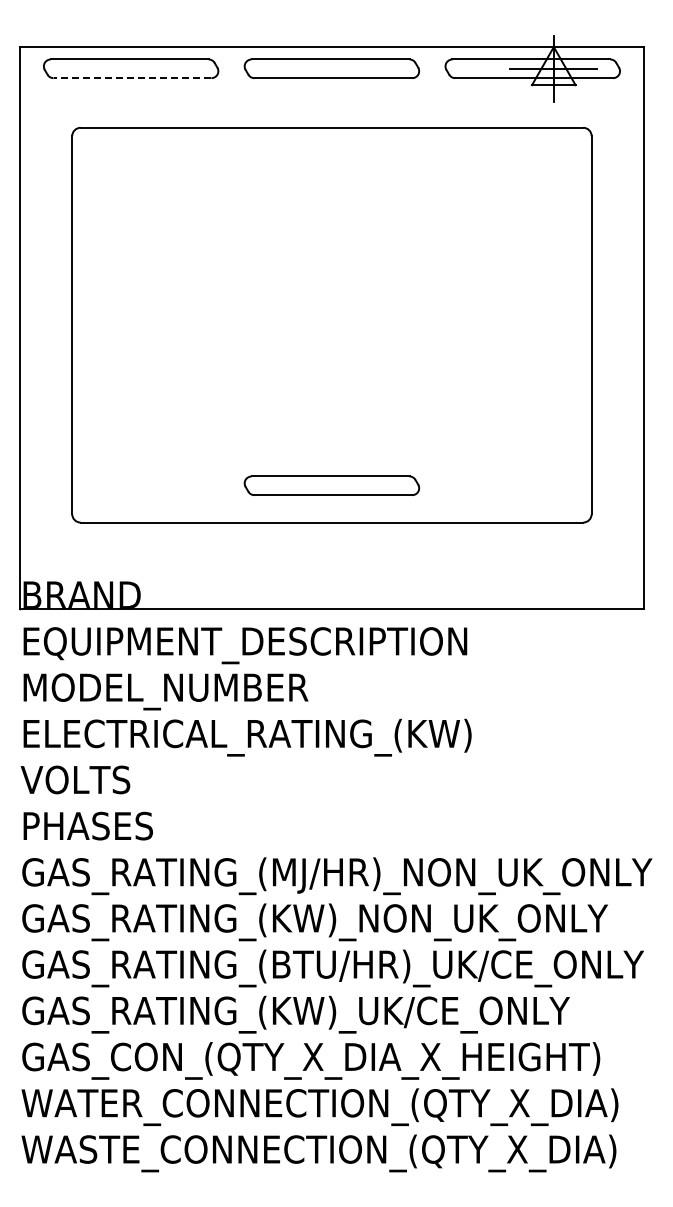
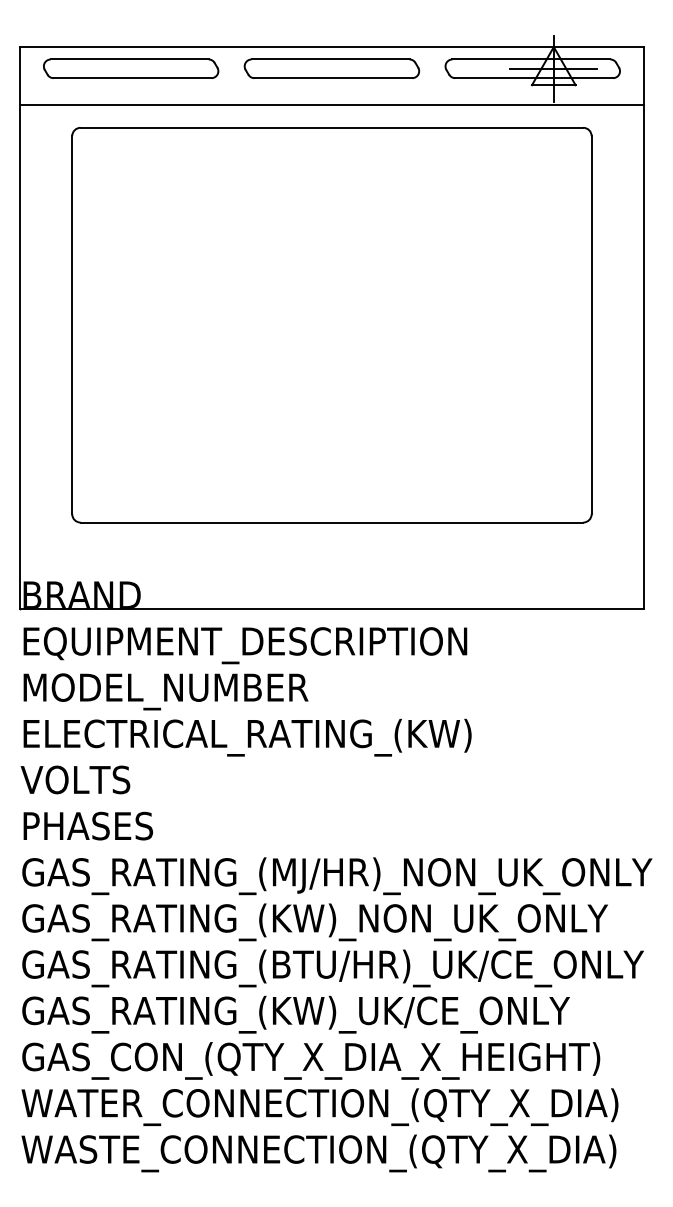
line: dashed -> solid (132, 78)
line: none -> present (332, 104)
part: present -> none (331, 485)
